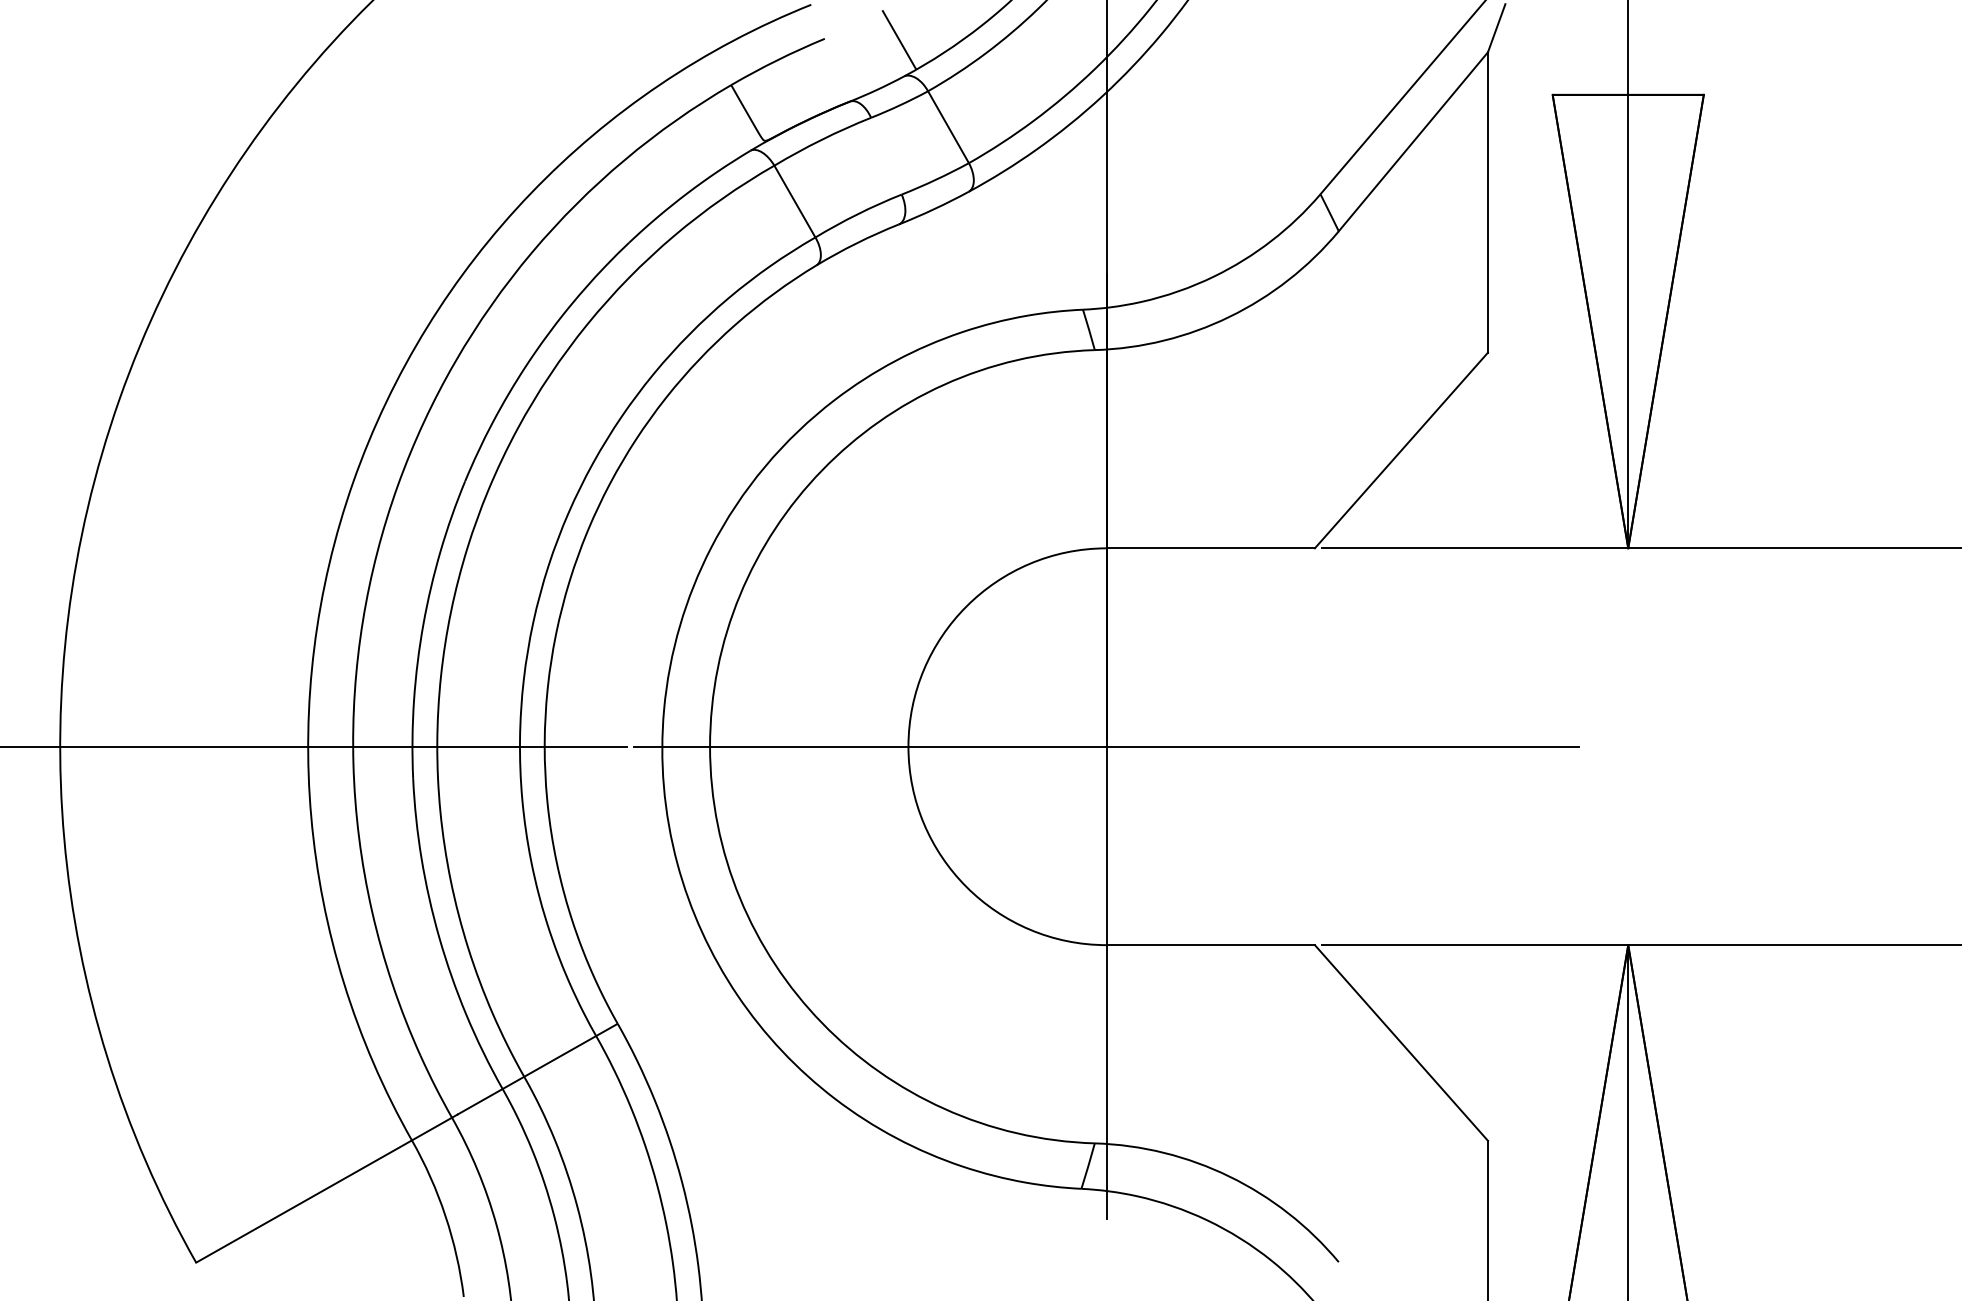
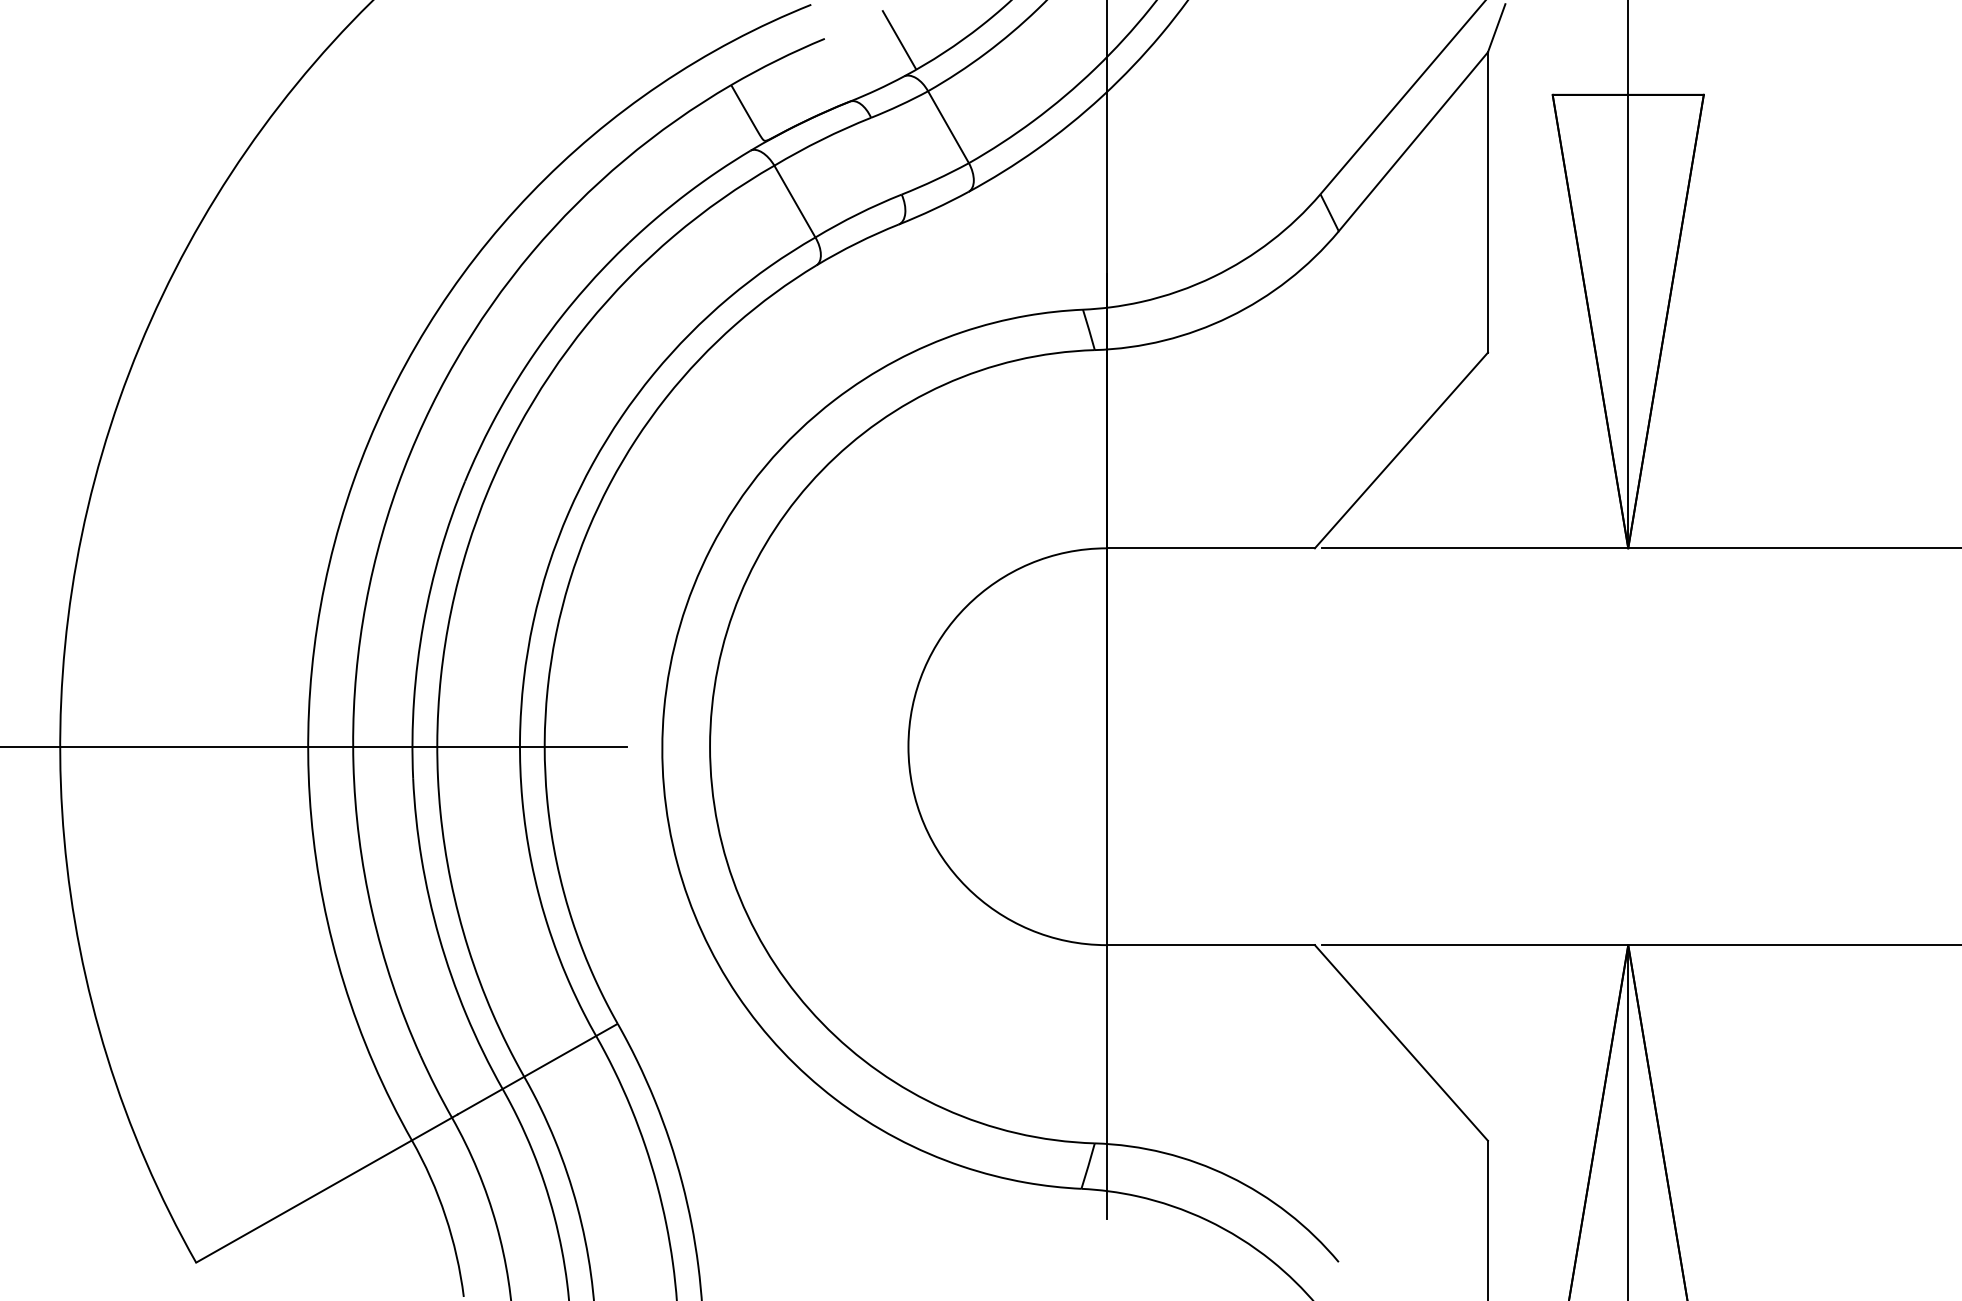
line: present -> none (1106, 746)
